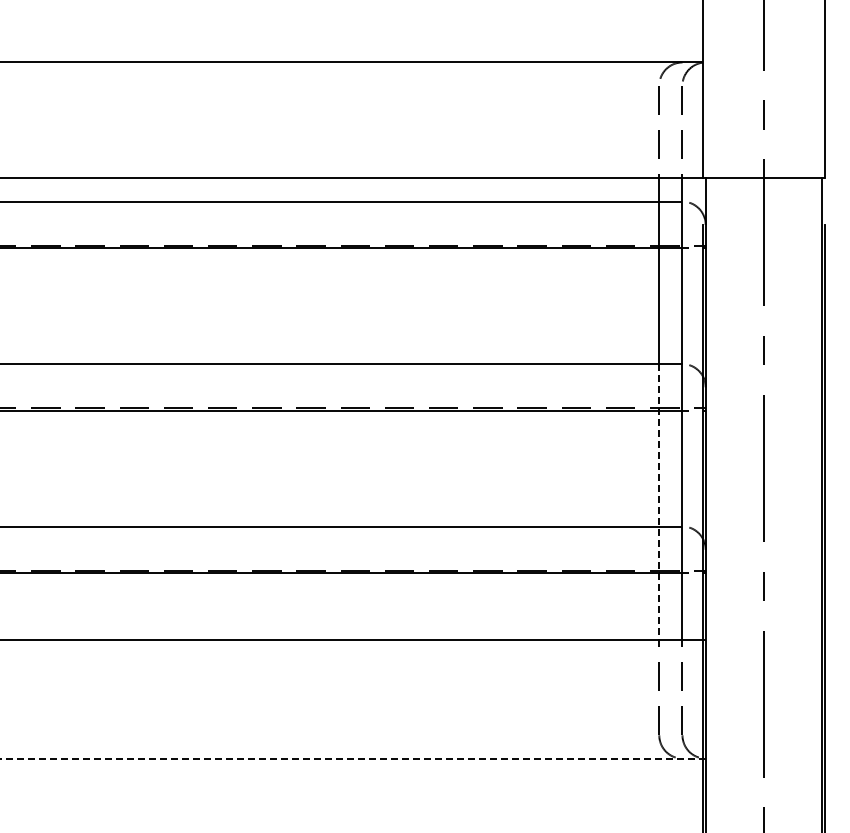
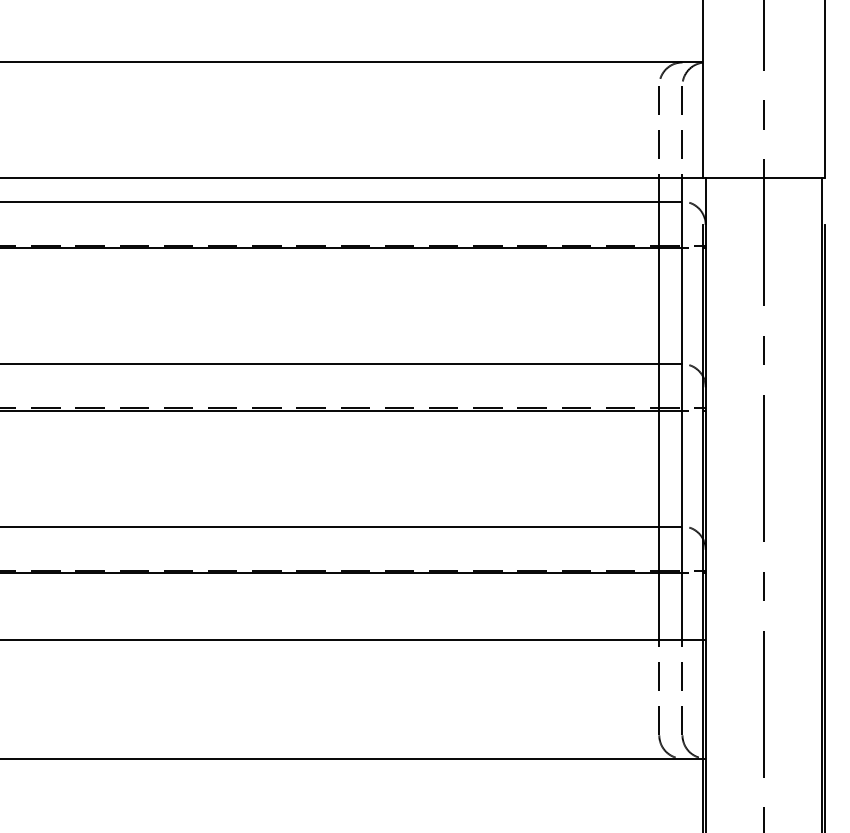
line: dashed -> solid (659, 502)
line: dashed -> solid (352, 758)
